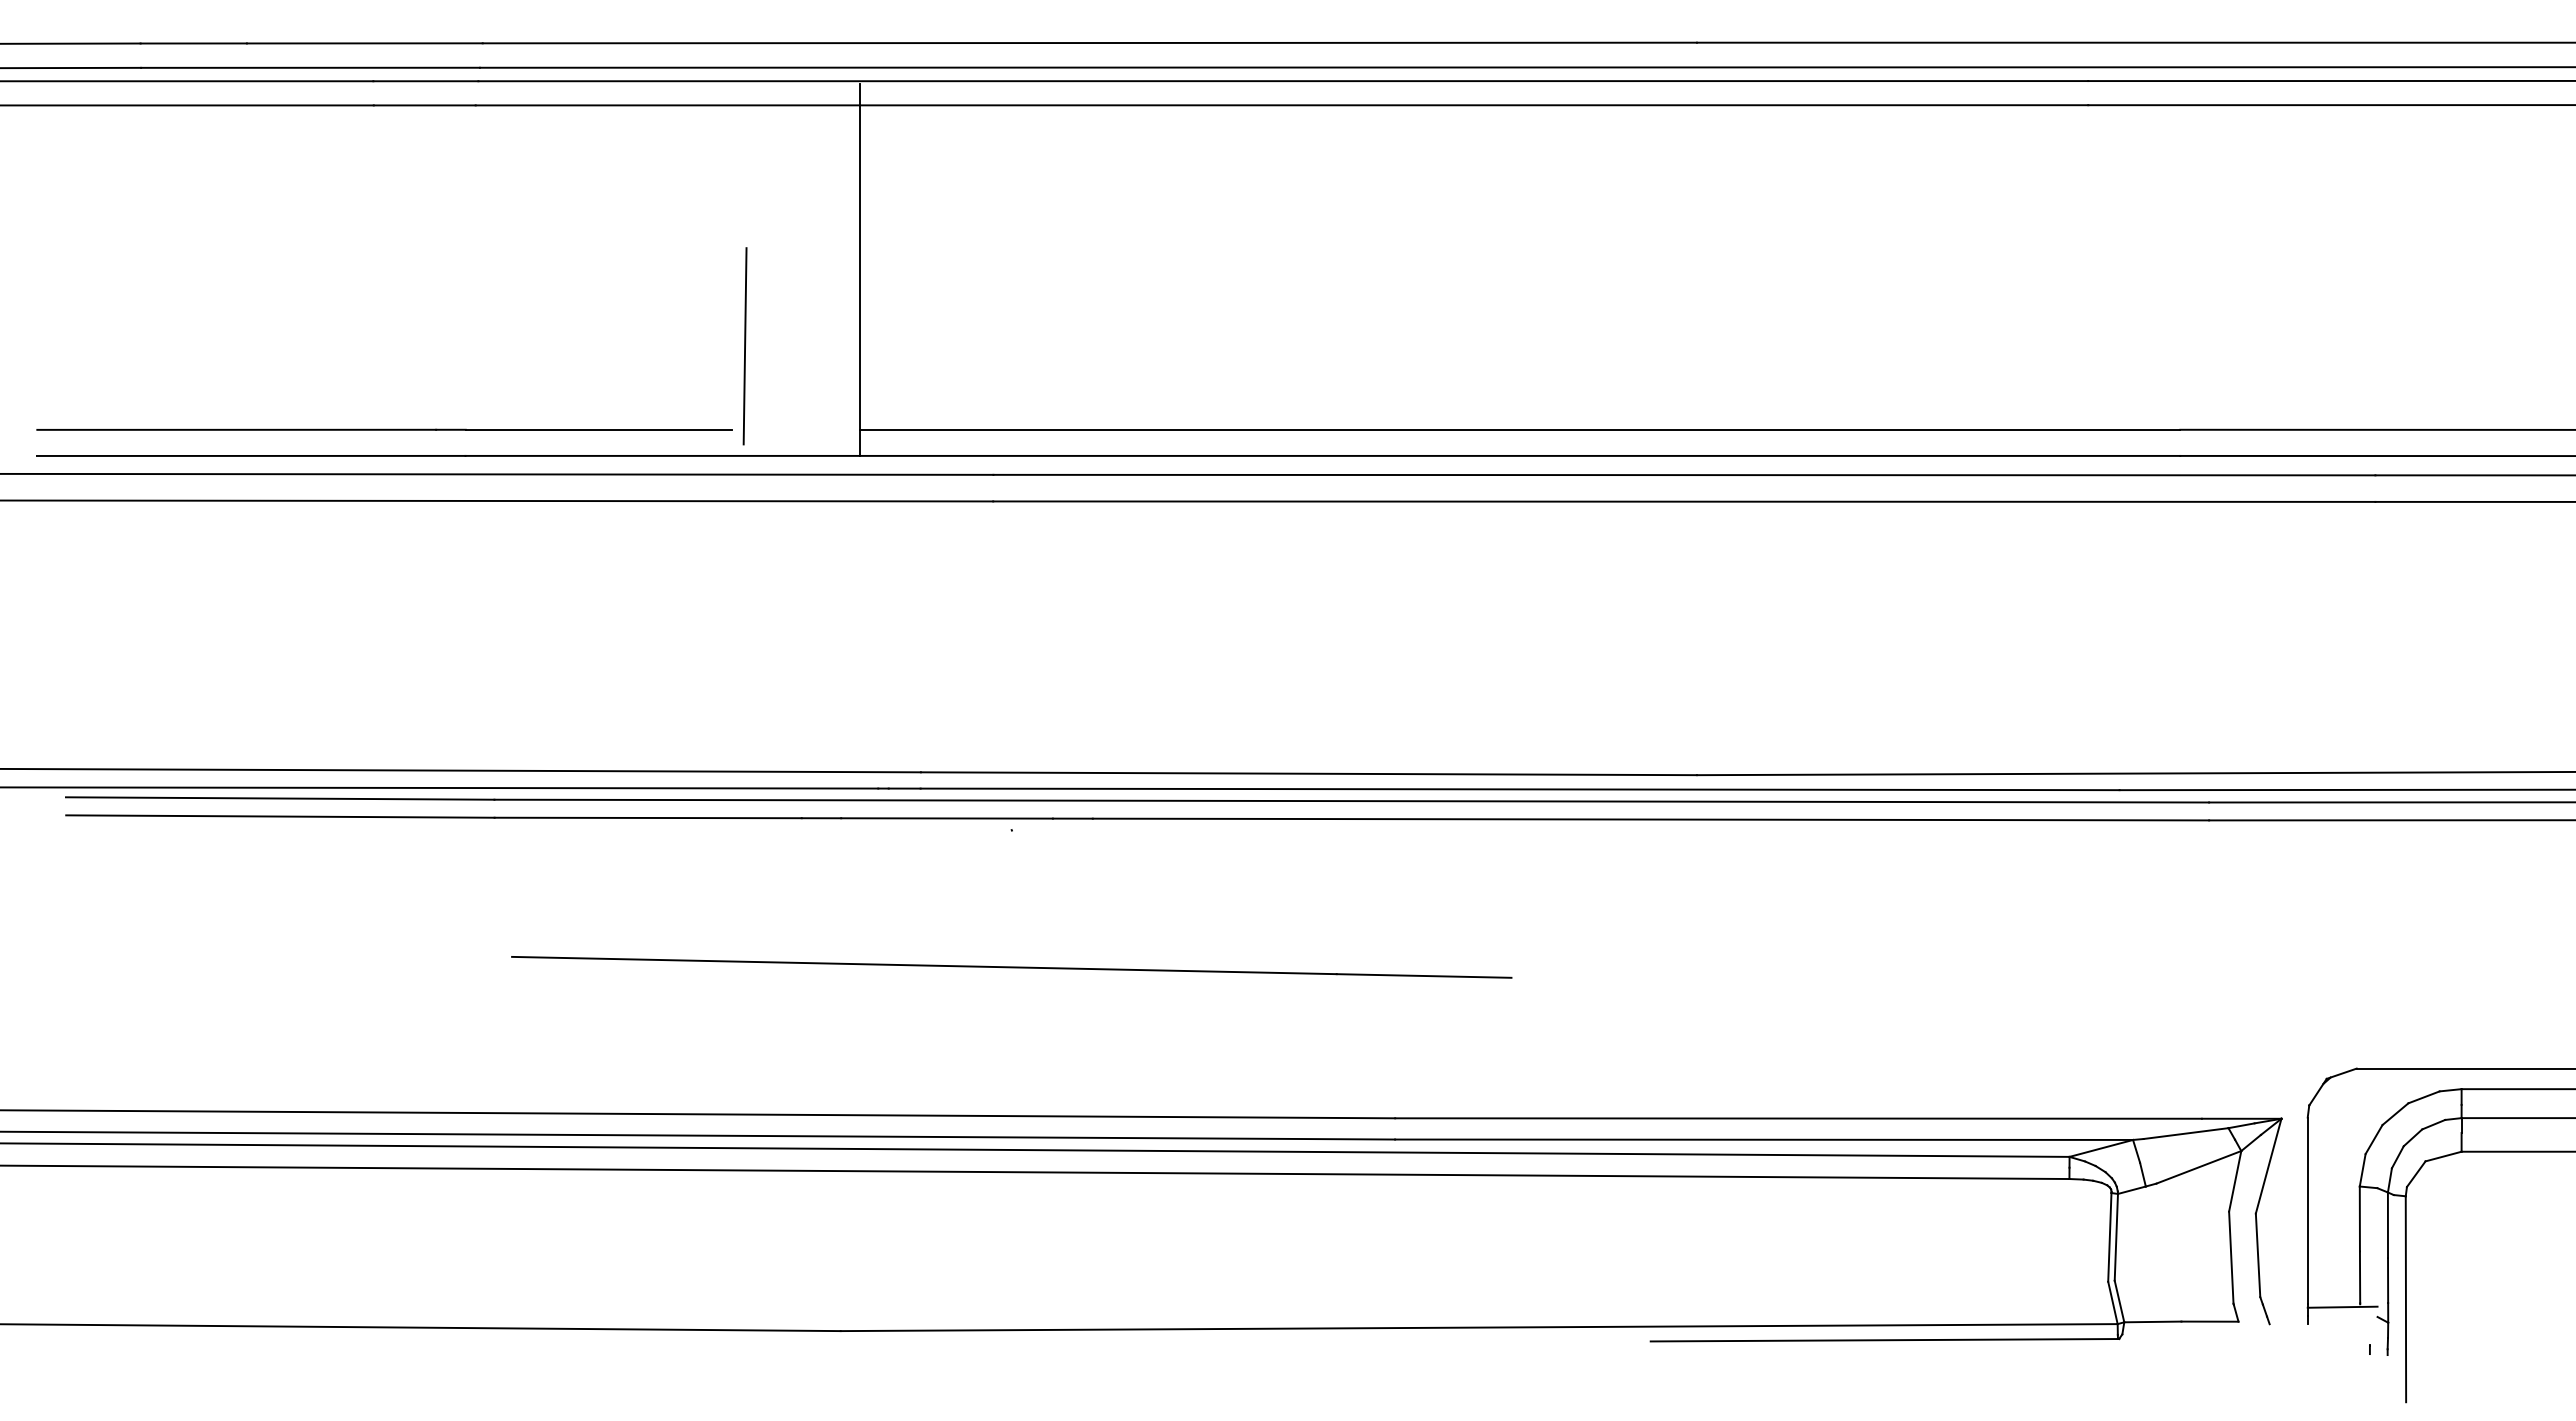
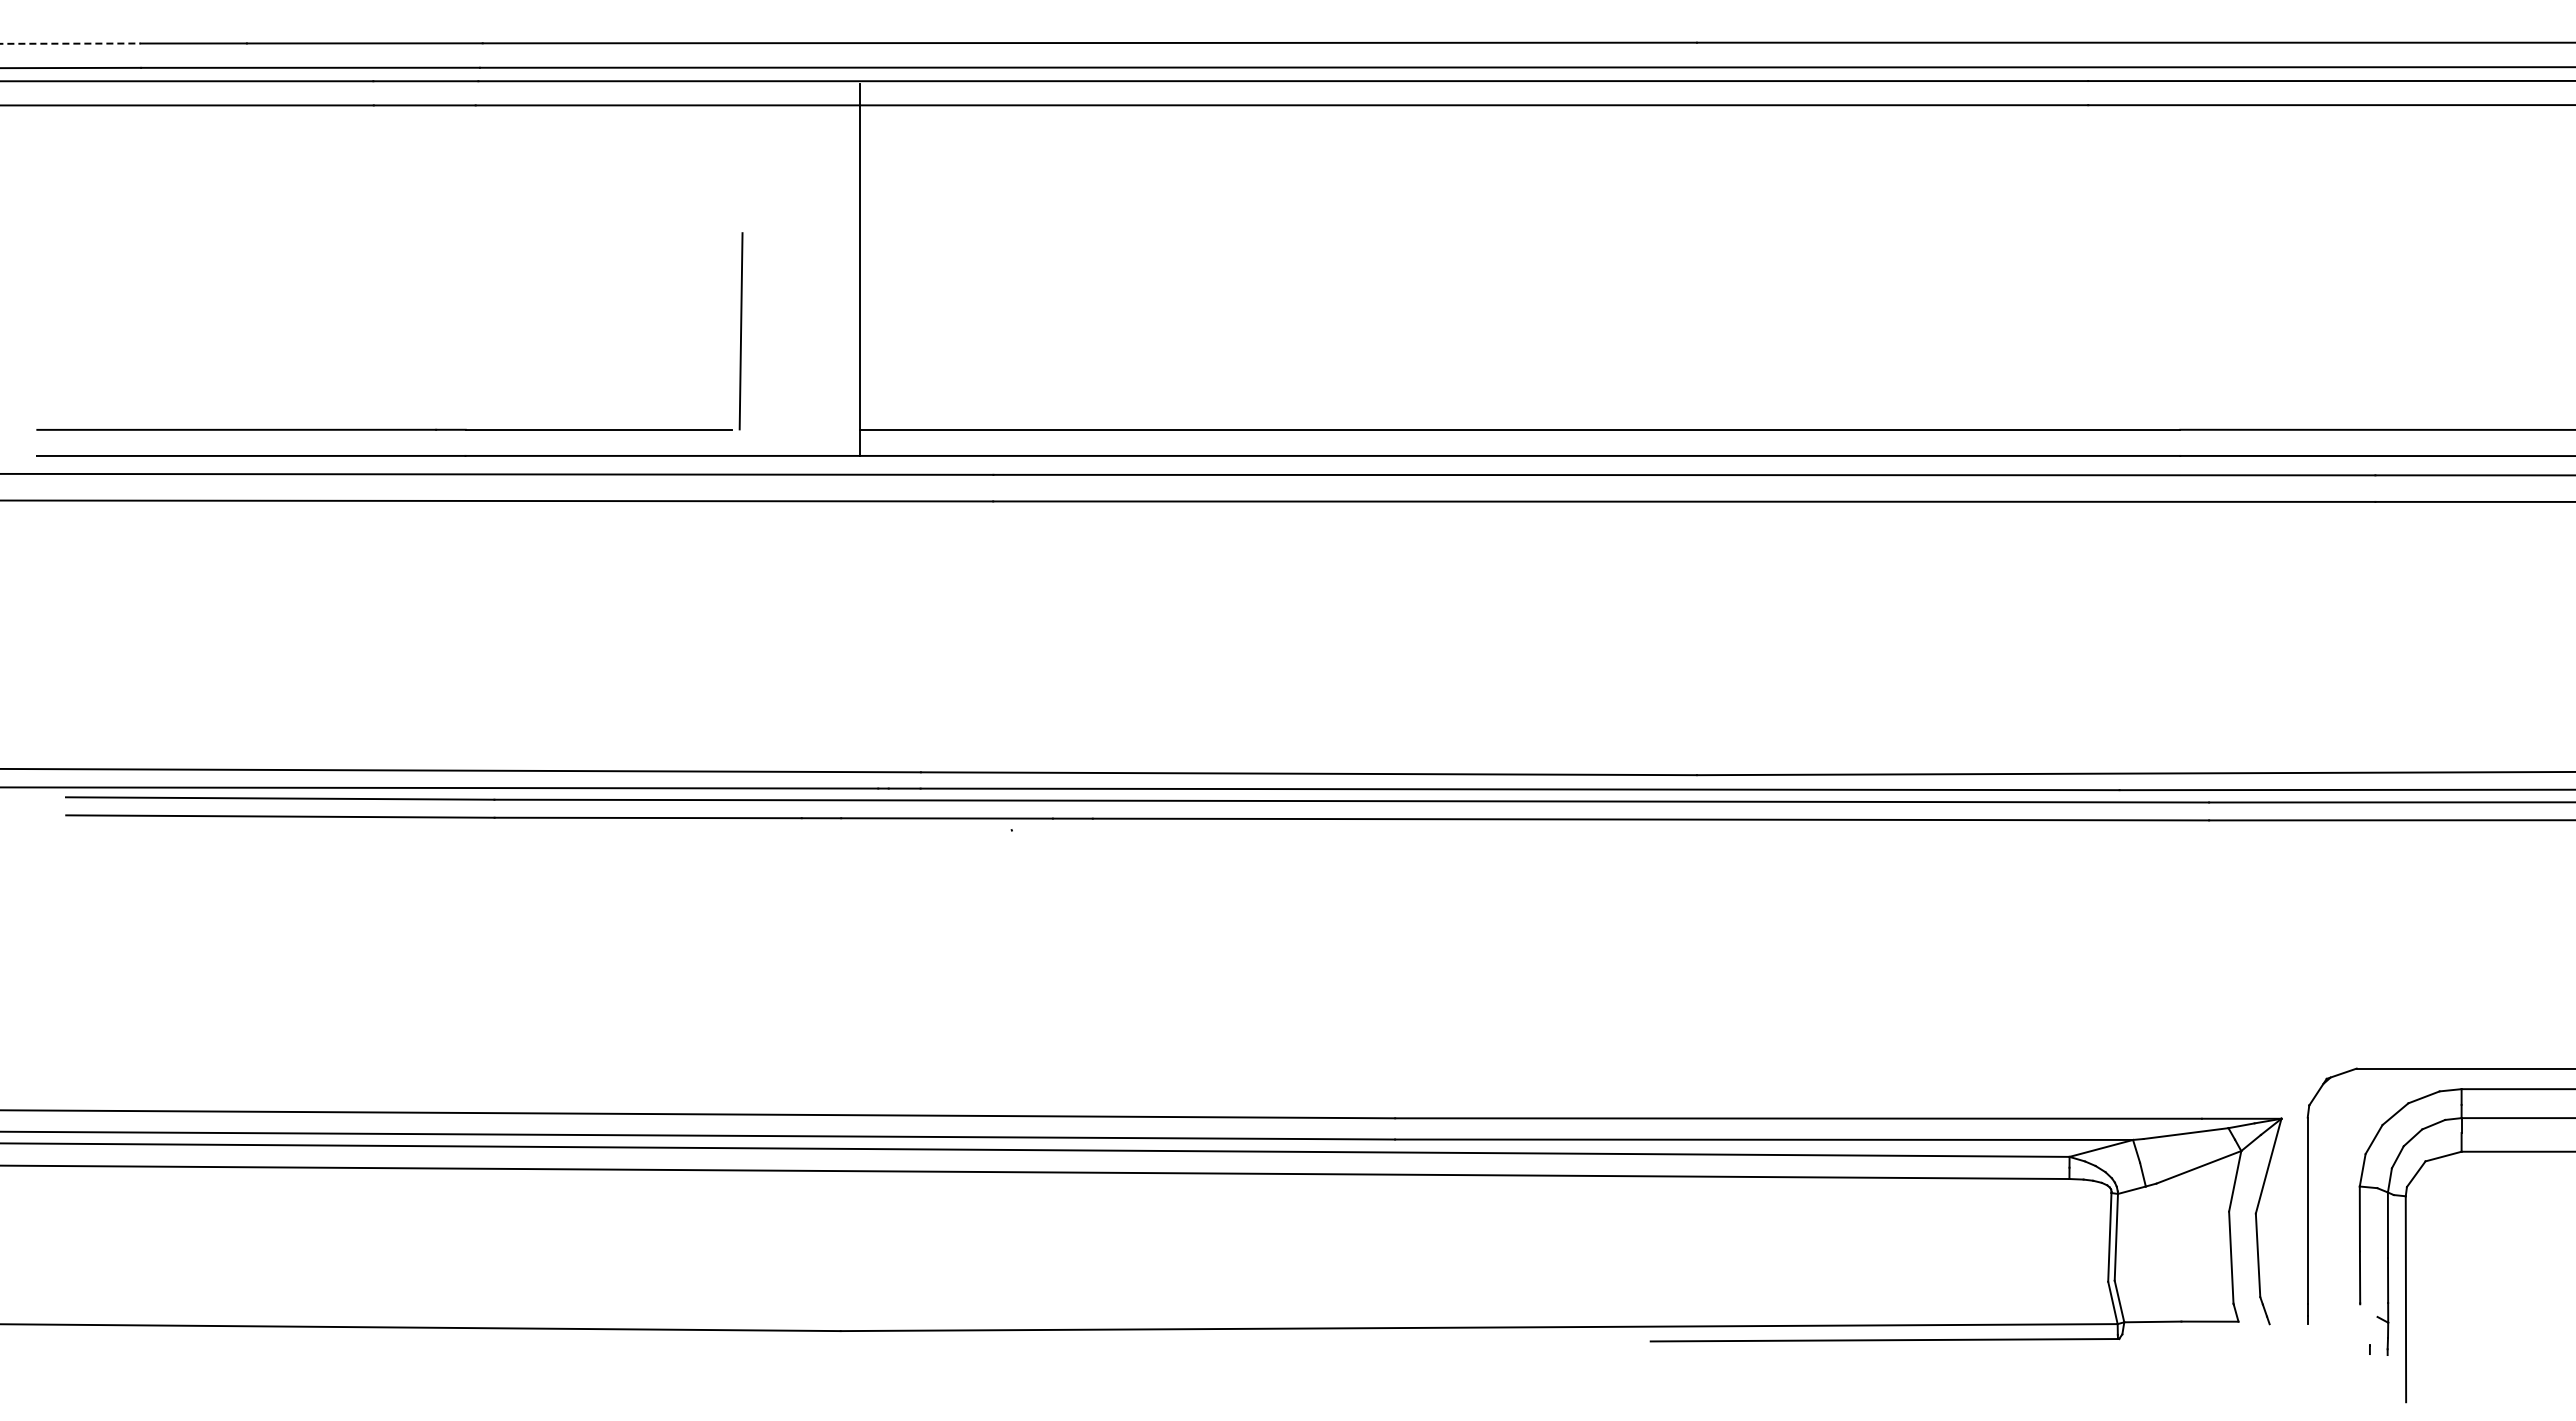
line: solid -> dashed (70, 43)
line position: (744, 346) -> (740, 331) (740, 331)
line: present -> none (1011, 967)
line: present -> none (2342, 1306)
